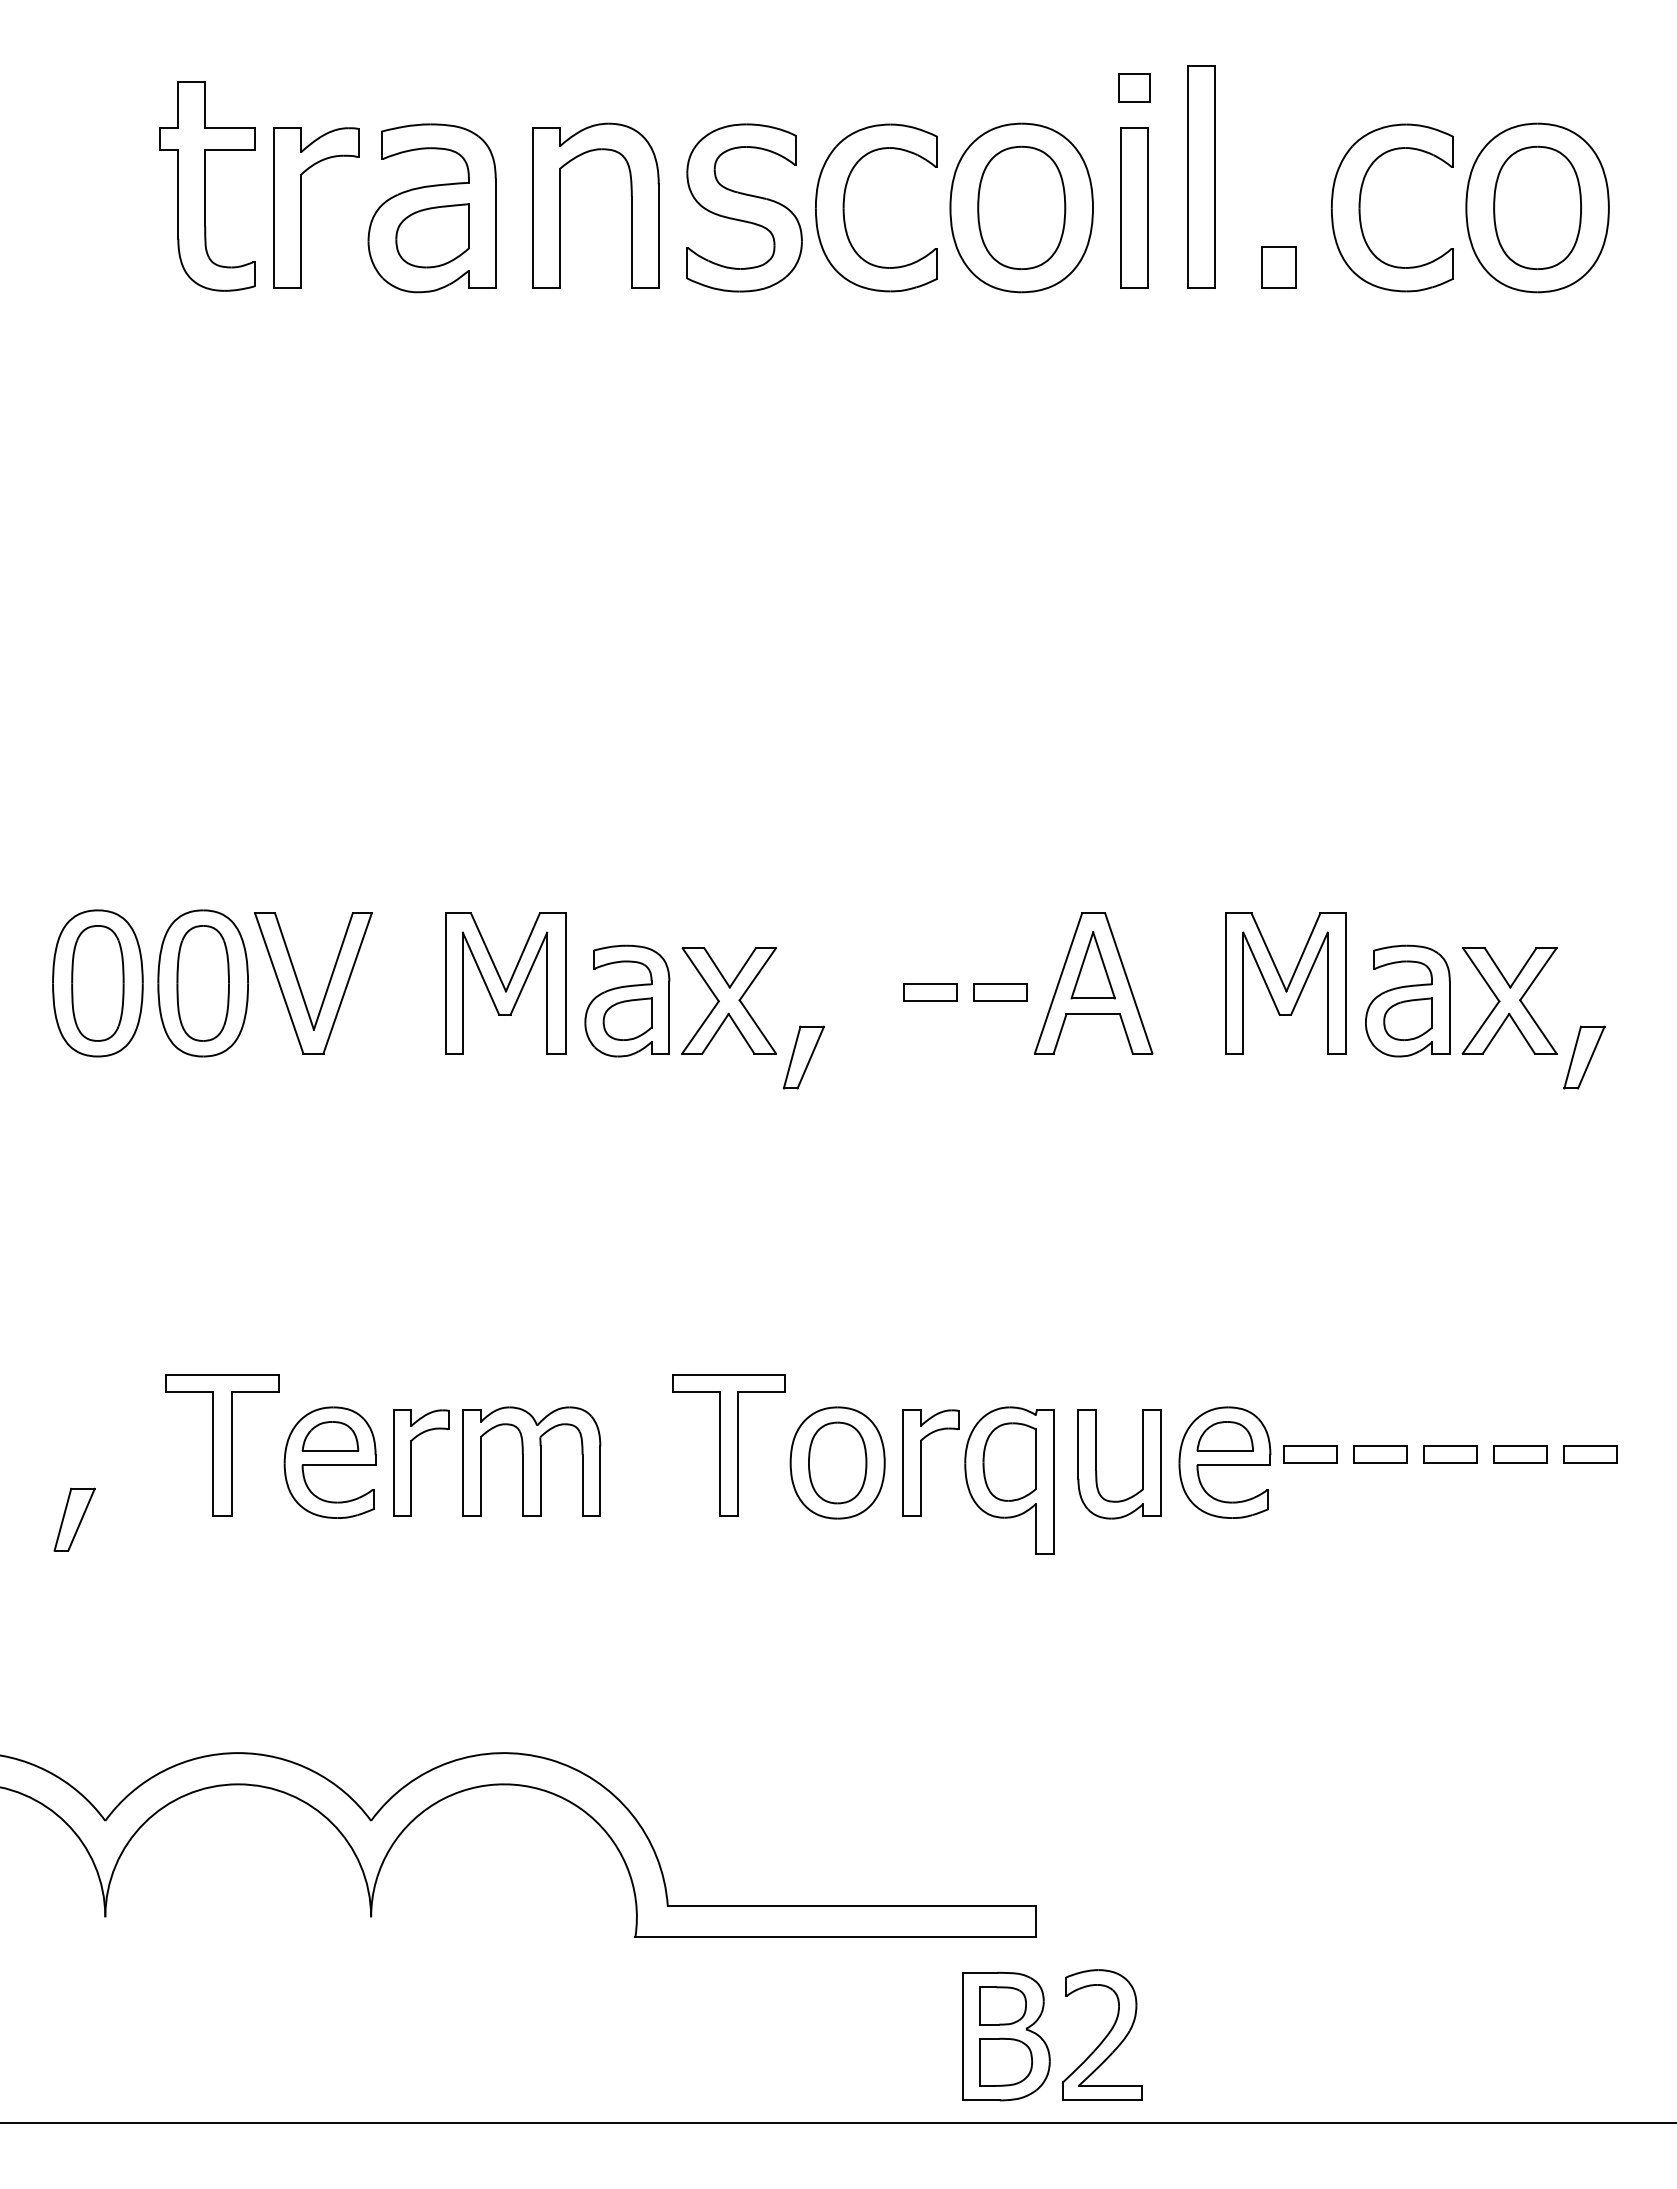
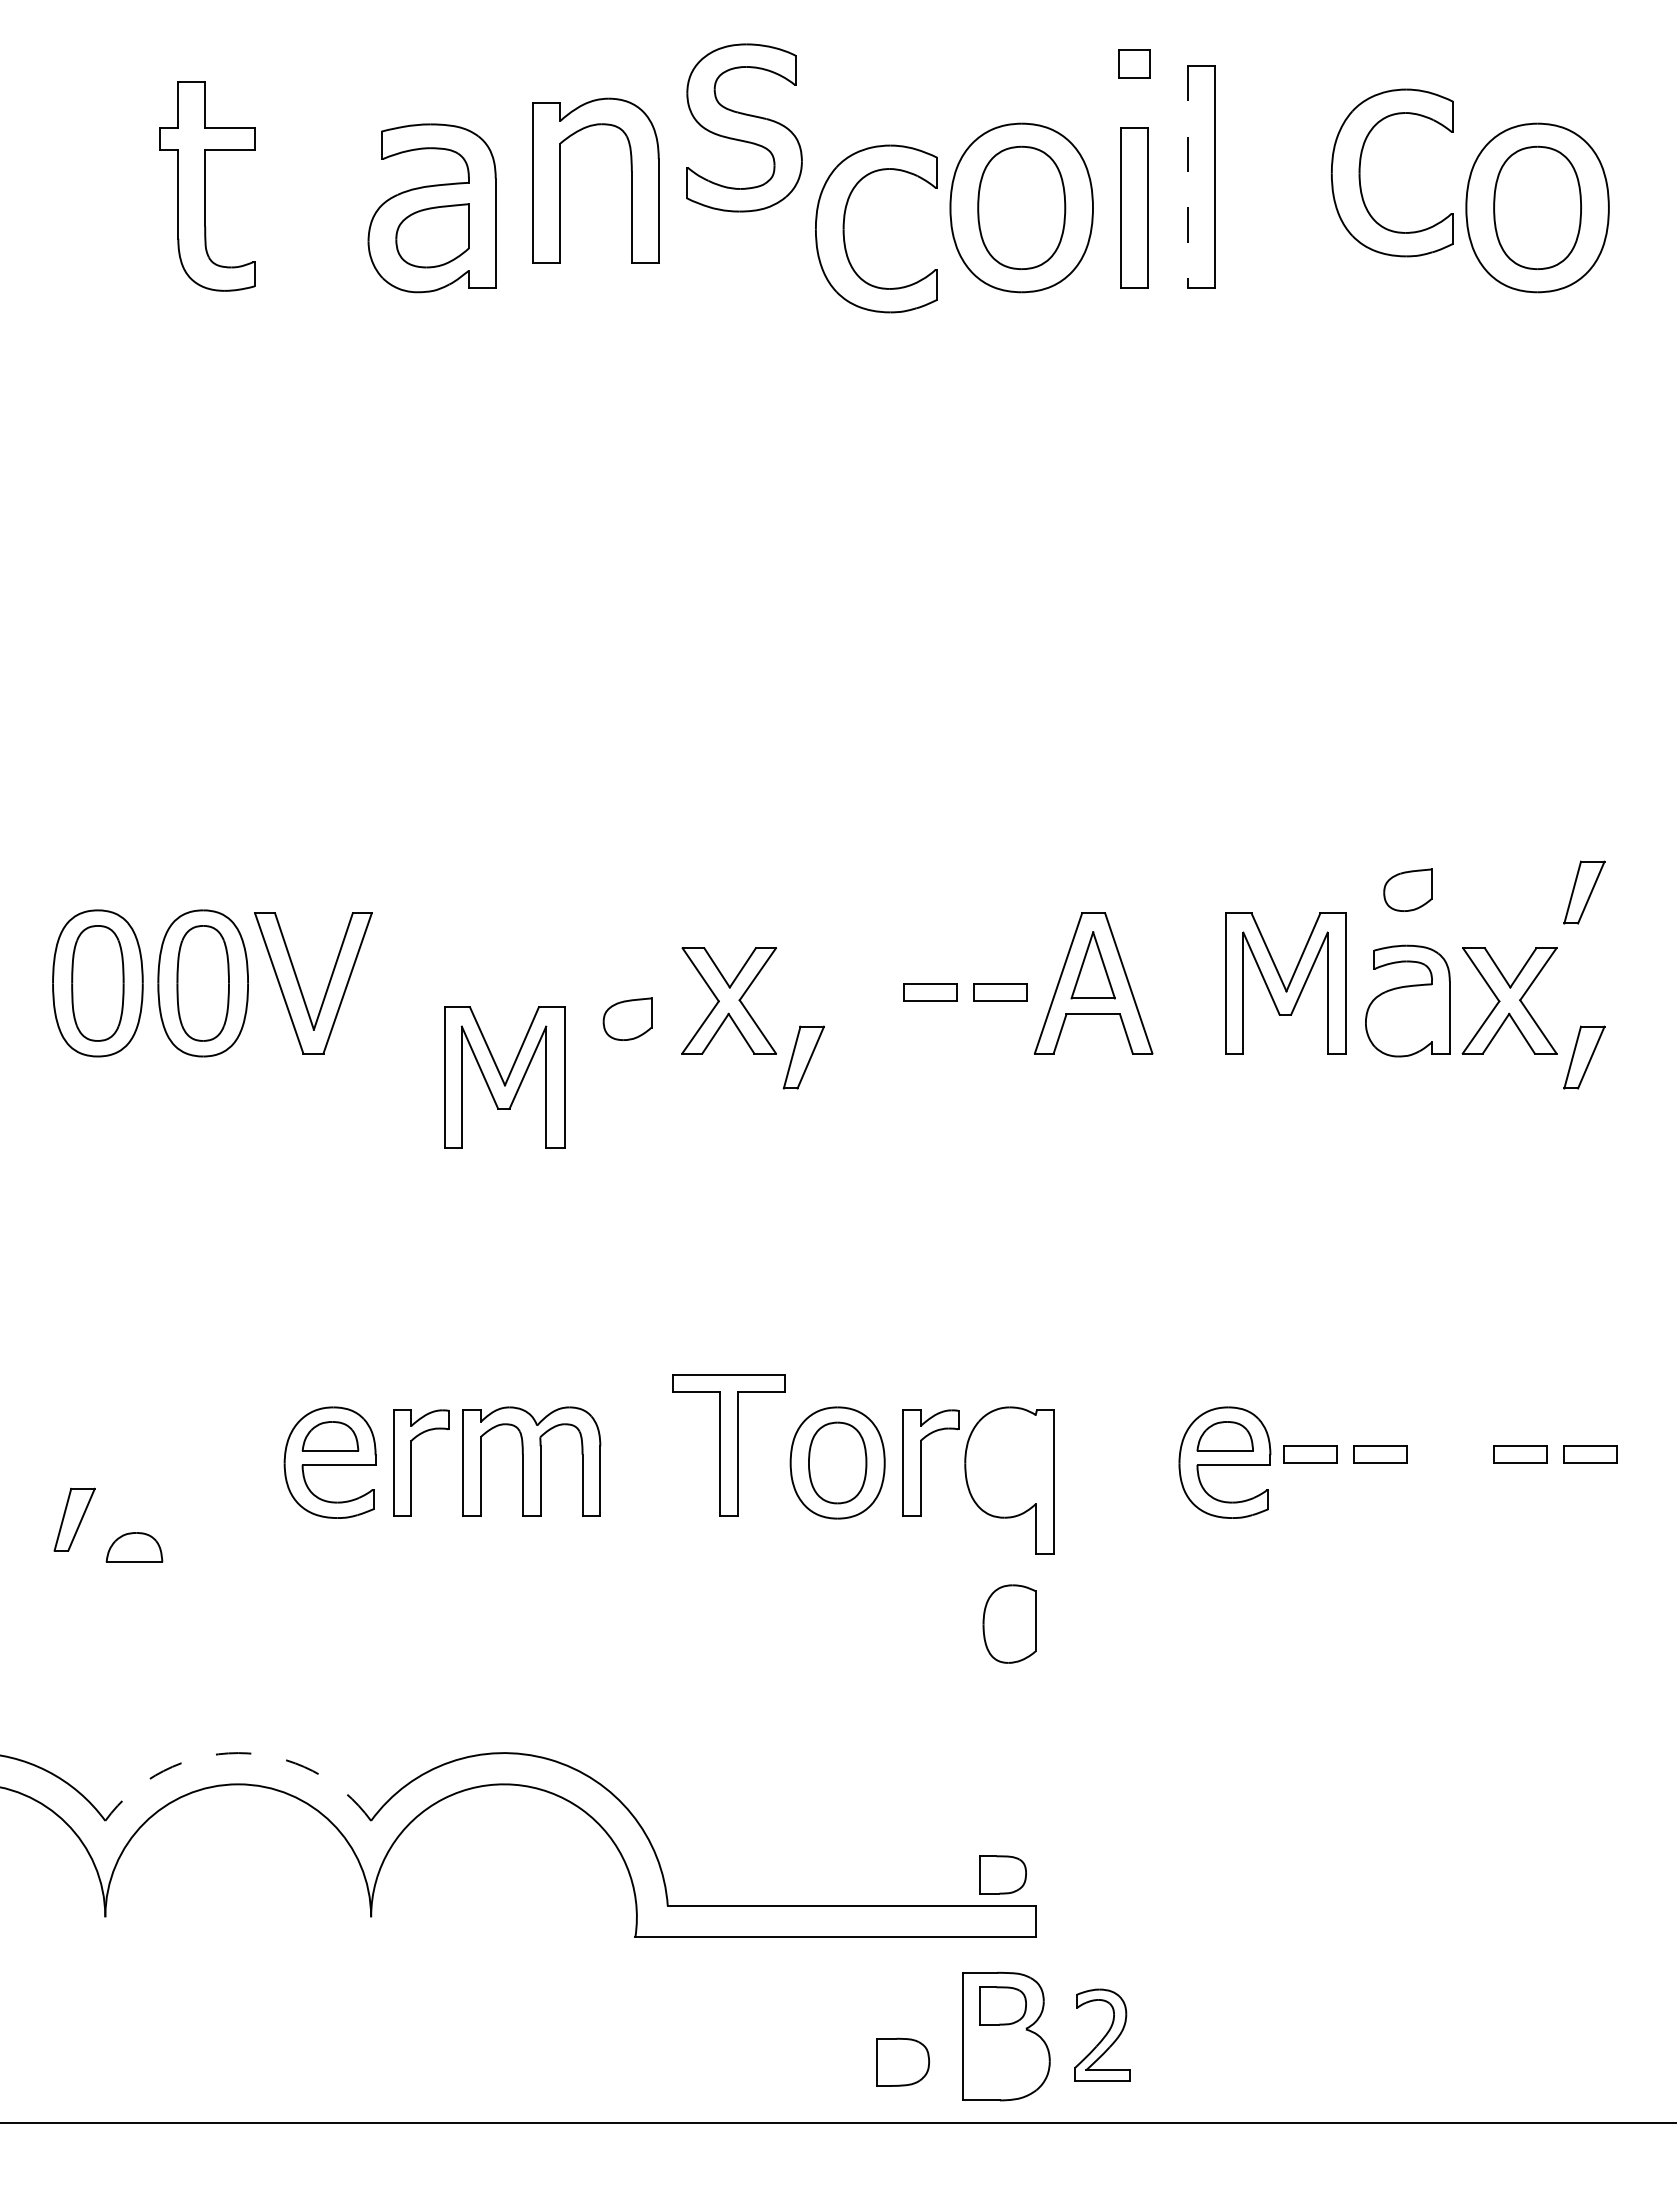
part position: (1134, 87) -> (1134, 63) (1134, 63)
line: solid -> dashed (1187, 177)
part position: (560, 205) -> (560, 180) (560, 180)
part: present -> none (301, 207)
part position: (744, 207) -> (744, 127) (744, 127)
part position: (844, 207) -> (844, 228) (844, 228)
part position: (1360, 207) -> (1360, 172) (1360, 172)
part: present -> none (1278, 267)
part: none -> present (1584, 892)
part position: (505, 983) -> (504, 1077) (504, 1077)
part: present -> none (627, 1000)
part position: (1407, 1018) -> (1407, 889) (1407, 889)
part: present -> none (222, 1445)
part: present -> none (1450, 1454)
part position: (1009, 1461) -> (1009, 1623) (1009, 1623)
part: present -> none (1096, 1464)
part: none -> present (134, 1547)
arc: solid -> dashed (238, 1753)
part: none -> present (1002, 1874)
part size: 81x132 px -> 57x94 px (1102, 2034)
part position: (1005, 2061) -> (902, 2061) (902, 2061)
